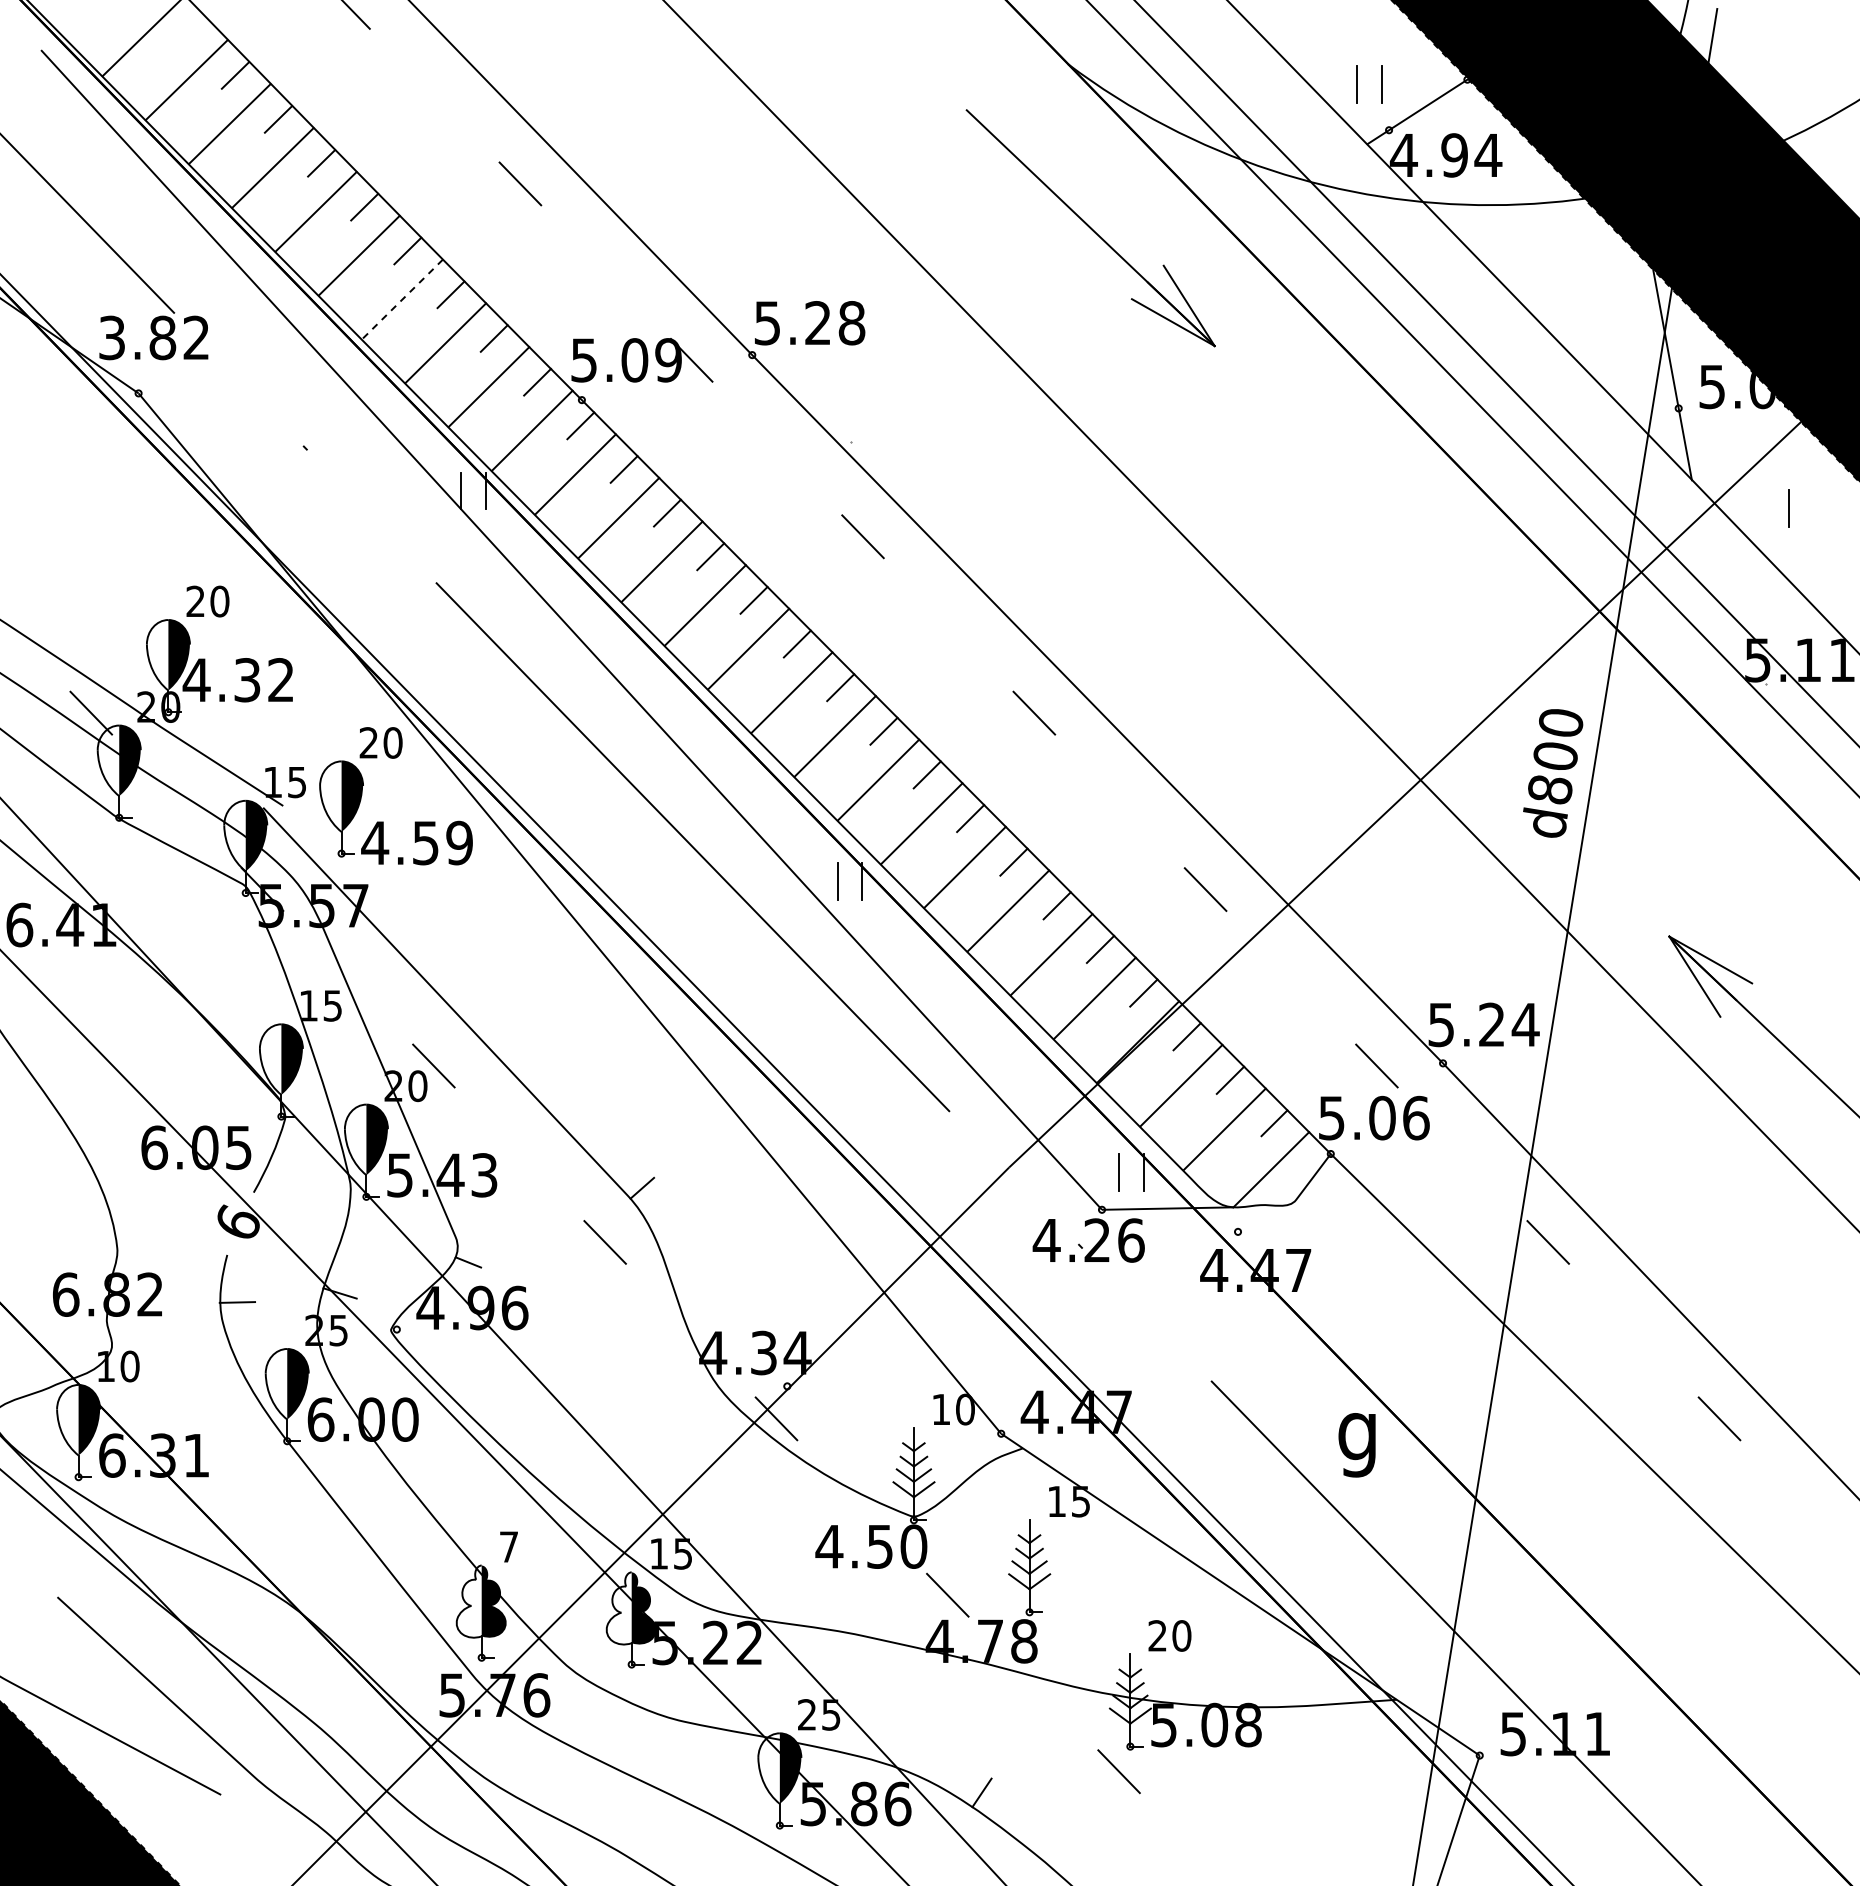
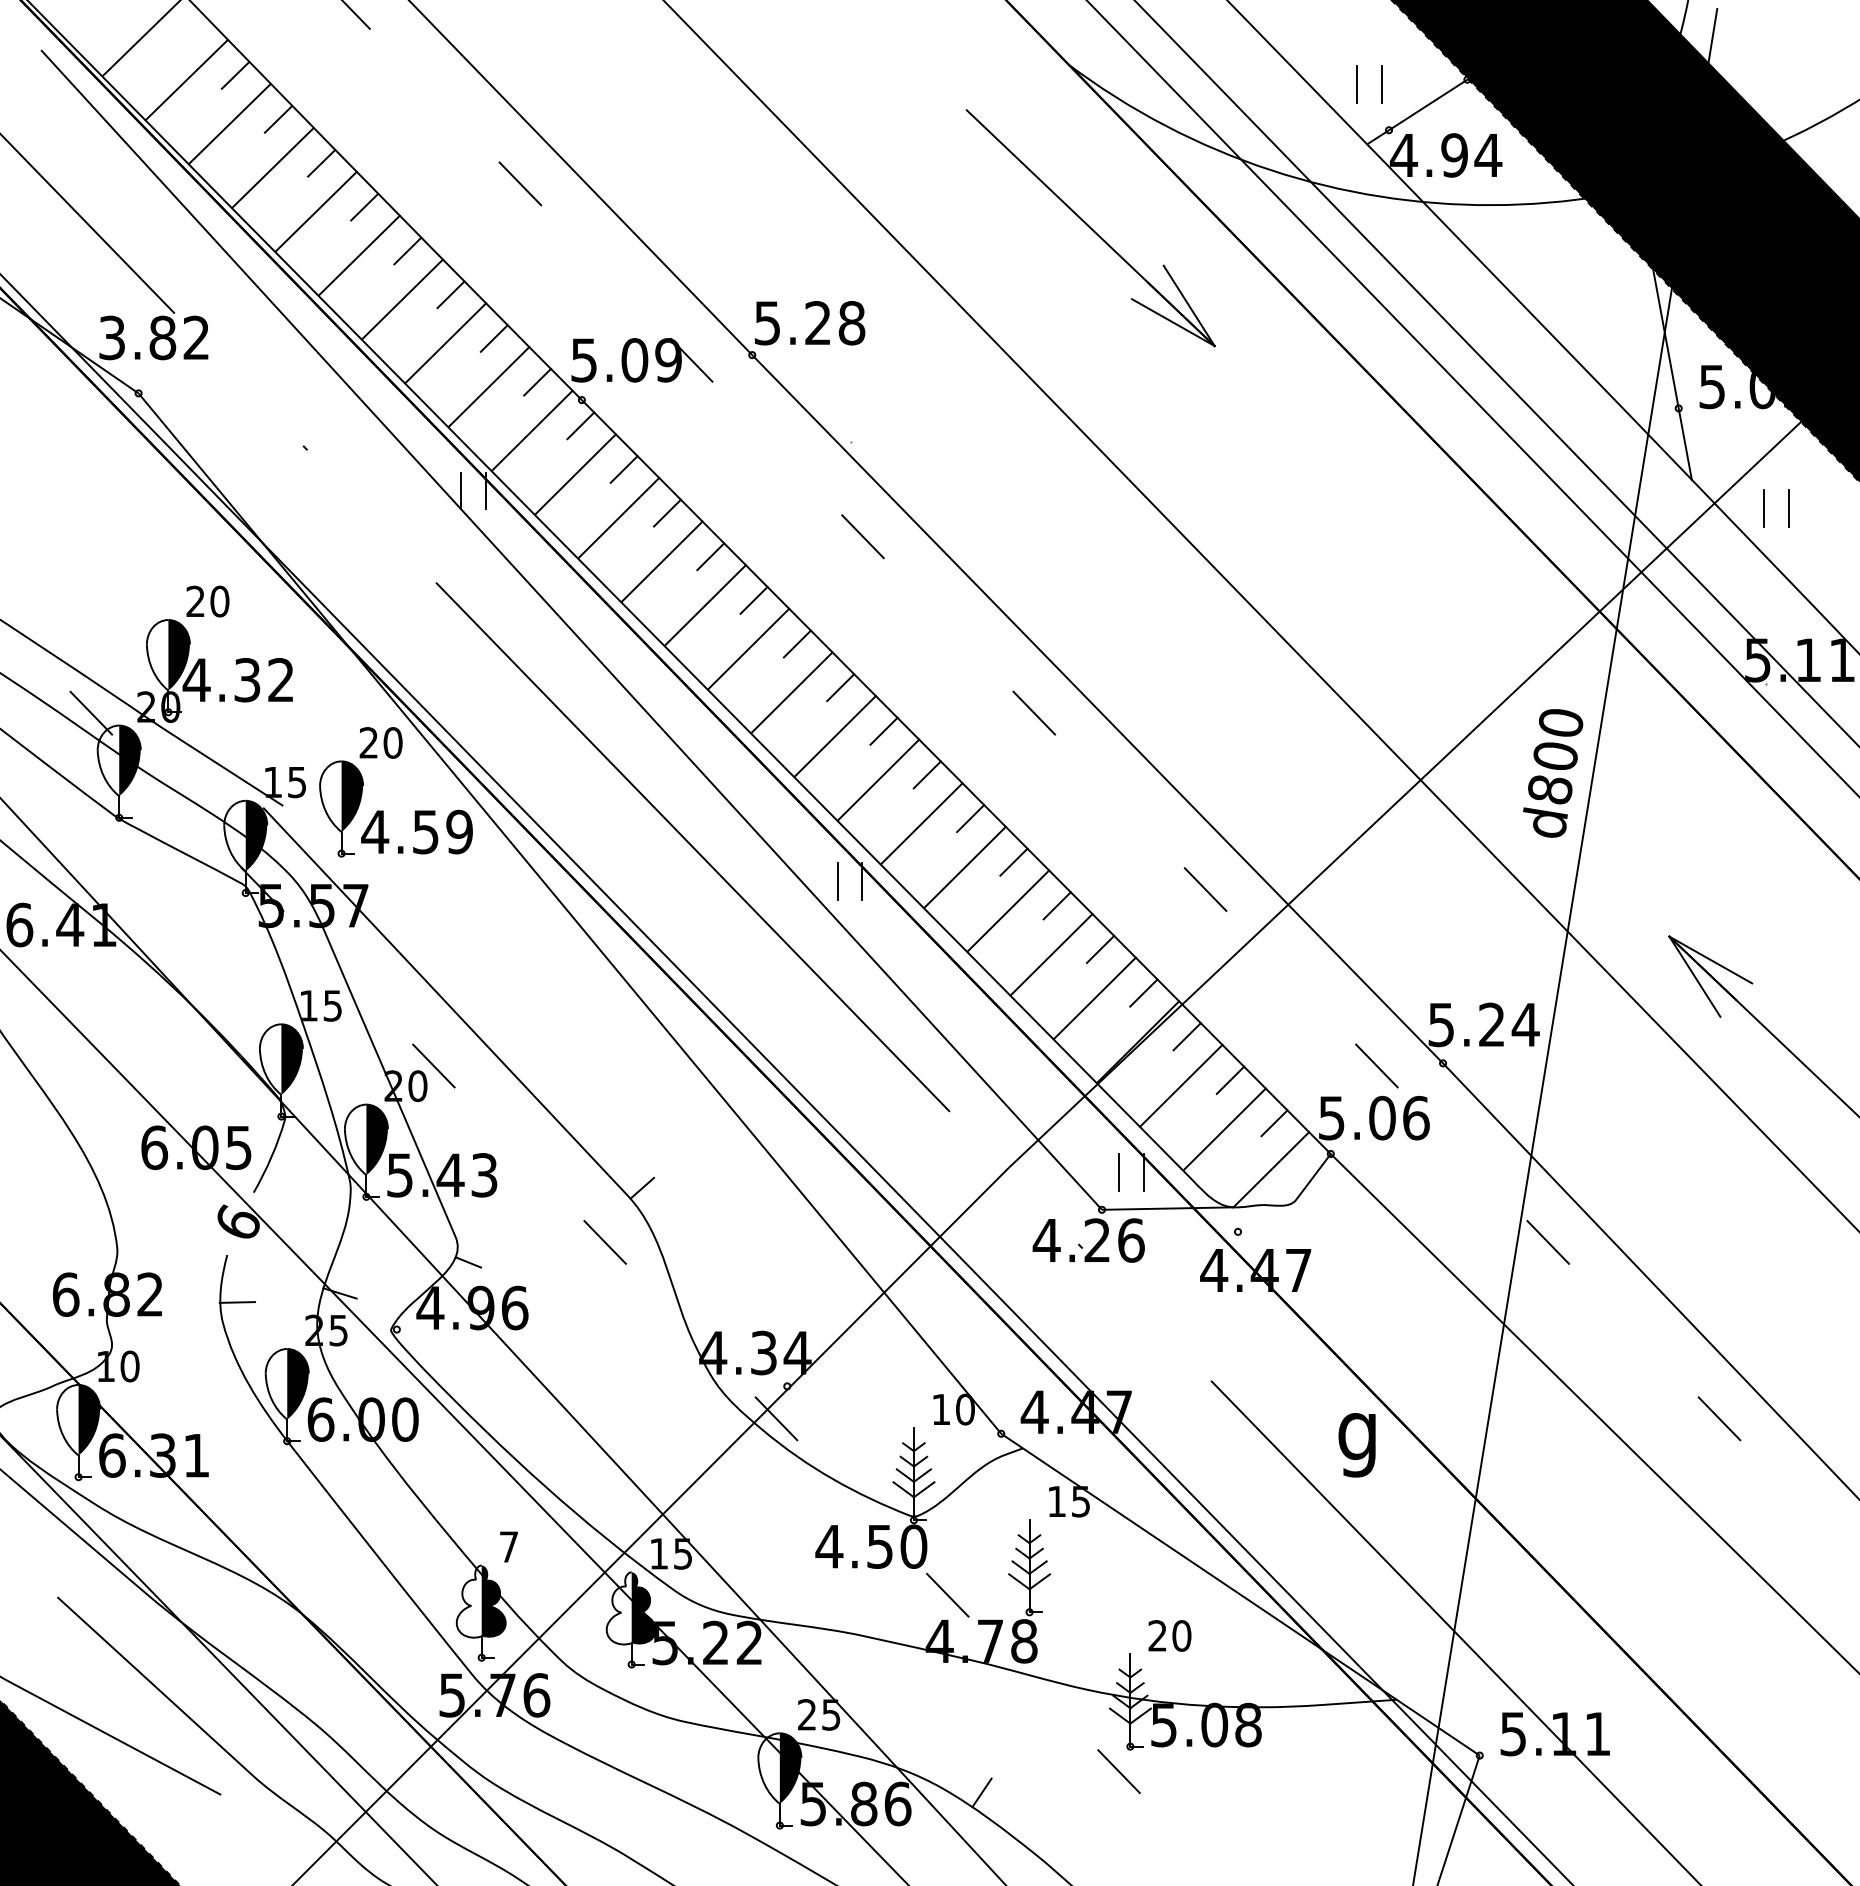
line: dashed -> solid (402, 299)
line: none -> present (1764, 508)
text position: (416, 842) -> (416, 831) (416, 831)
